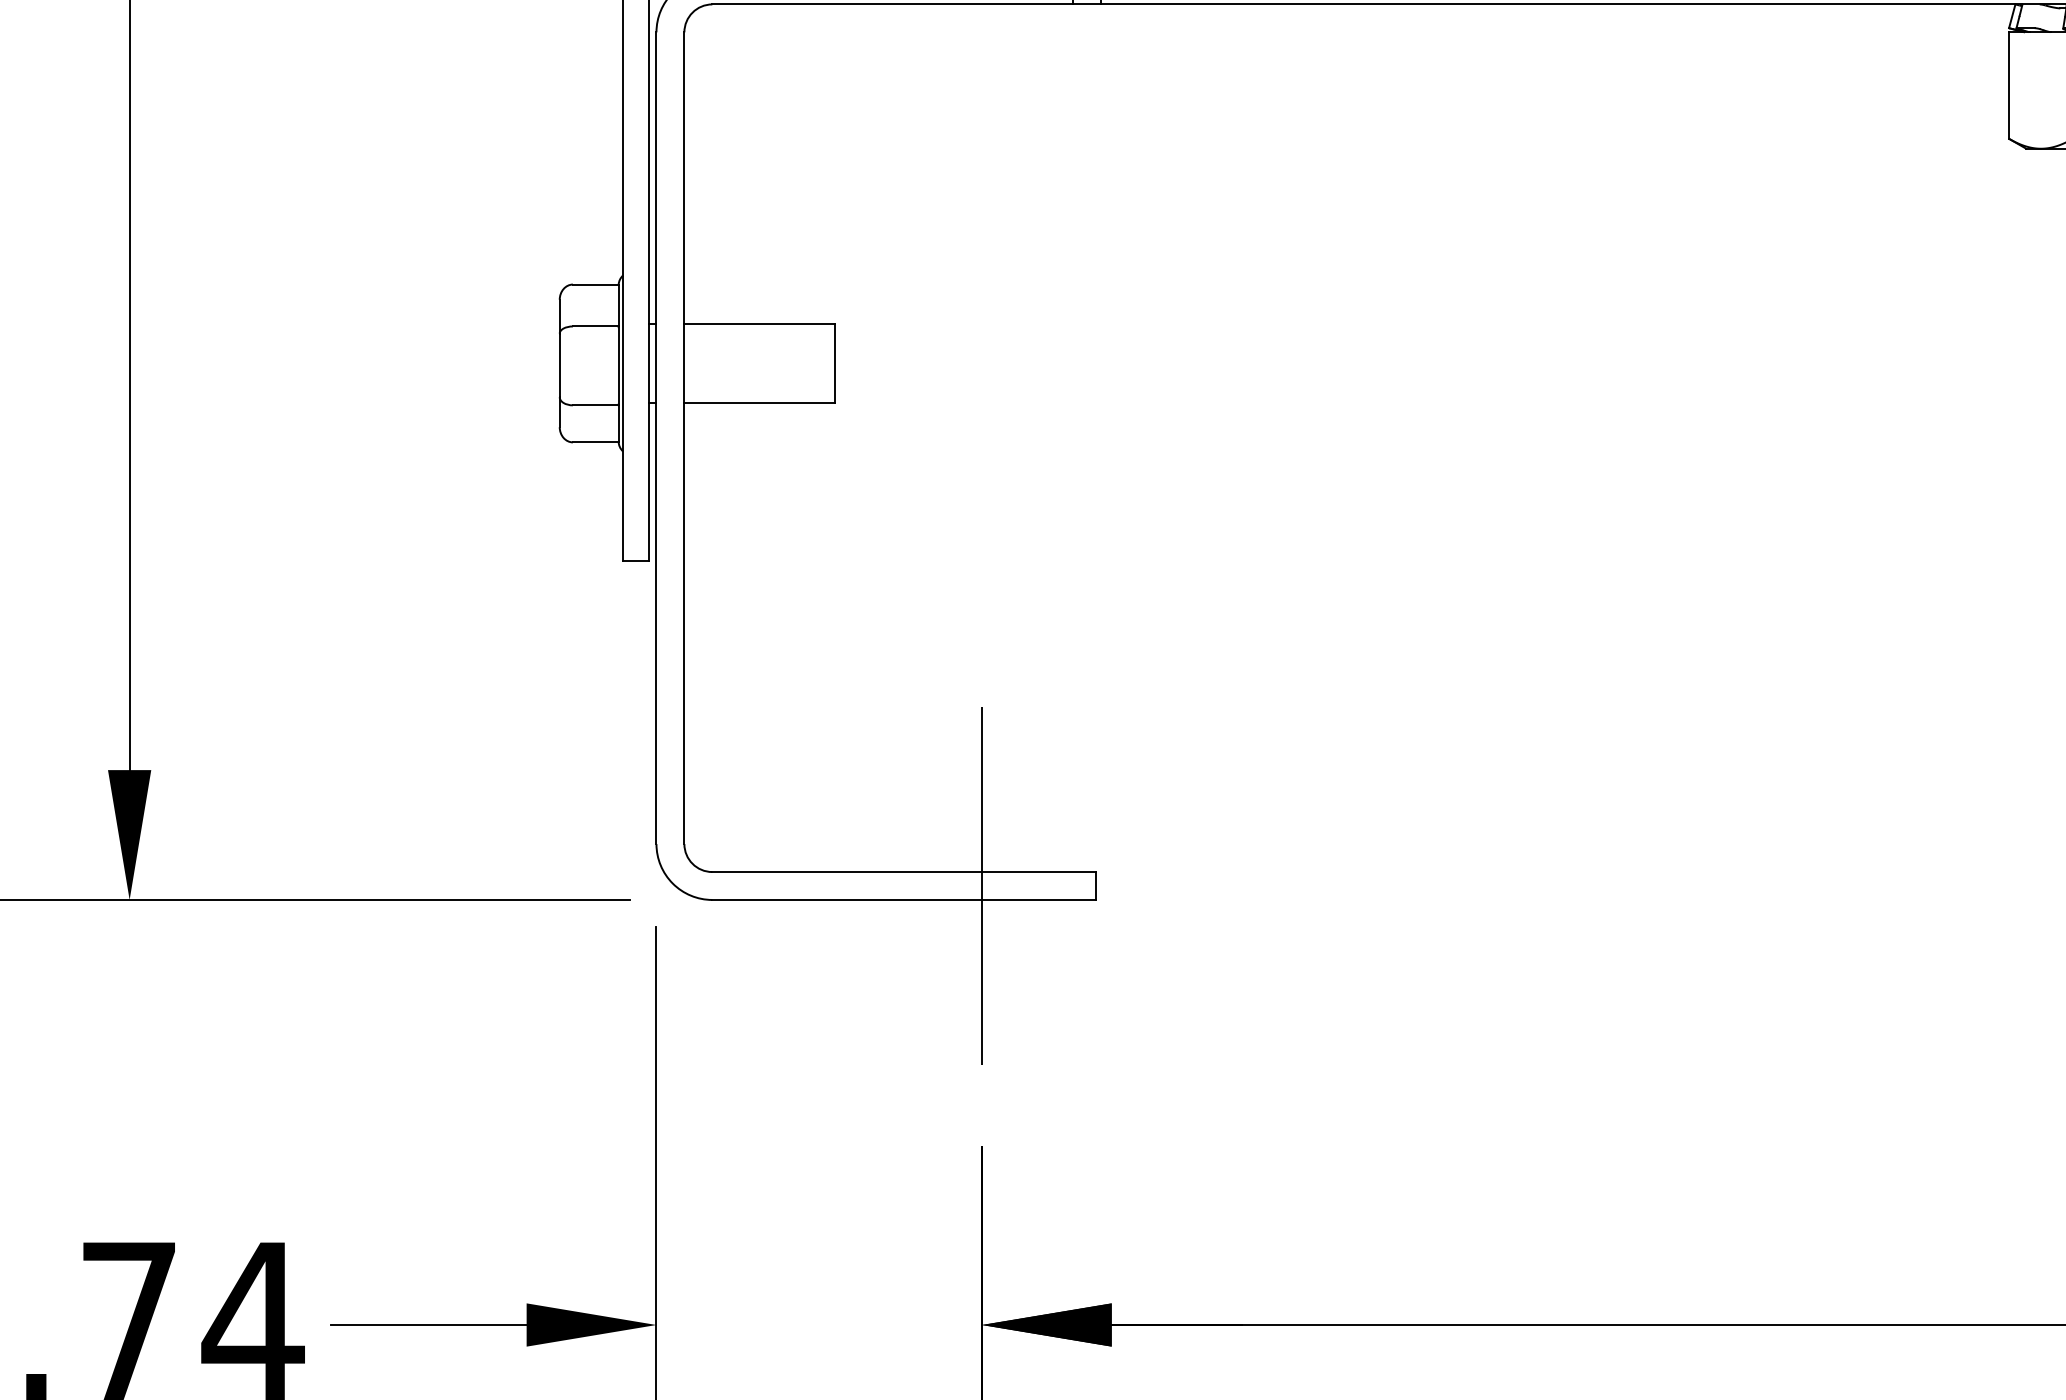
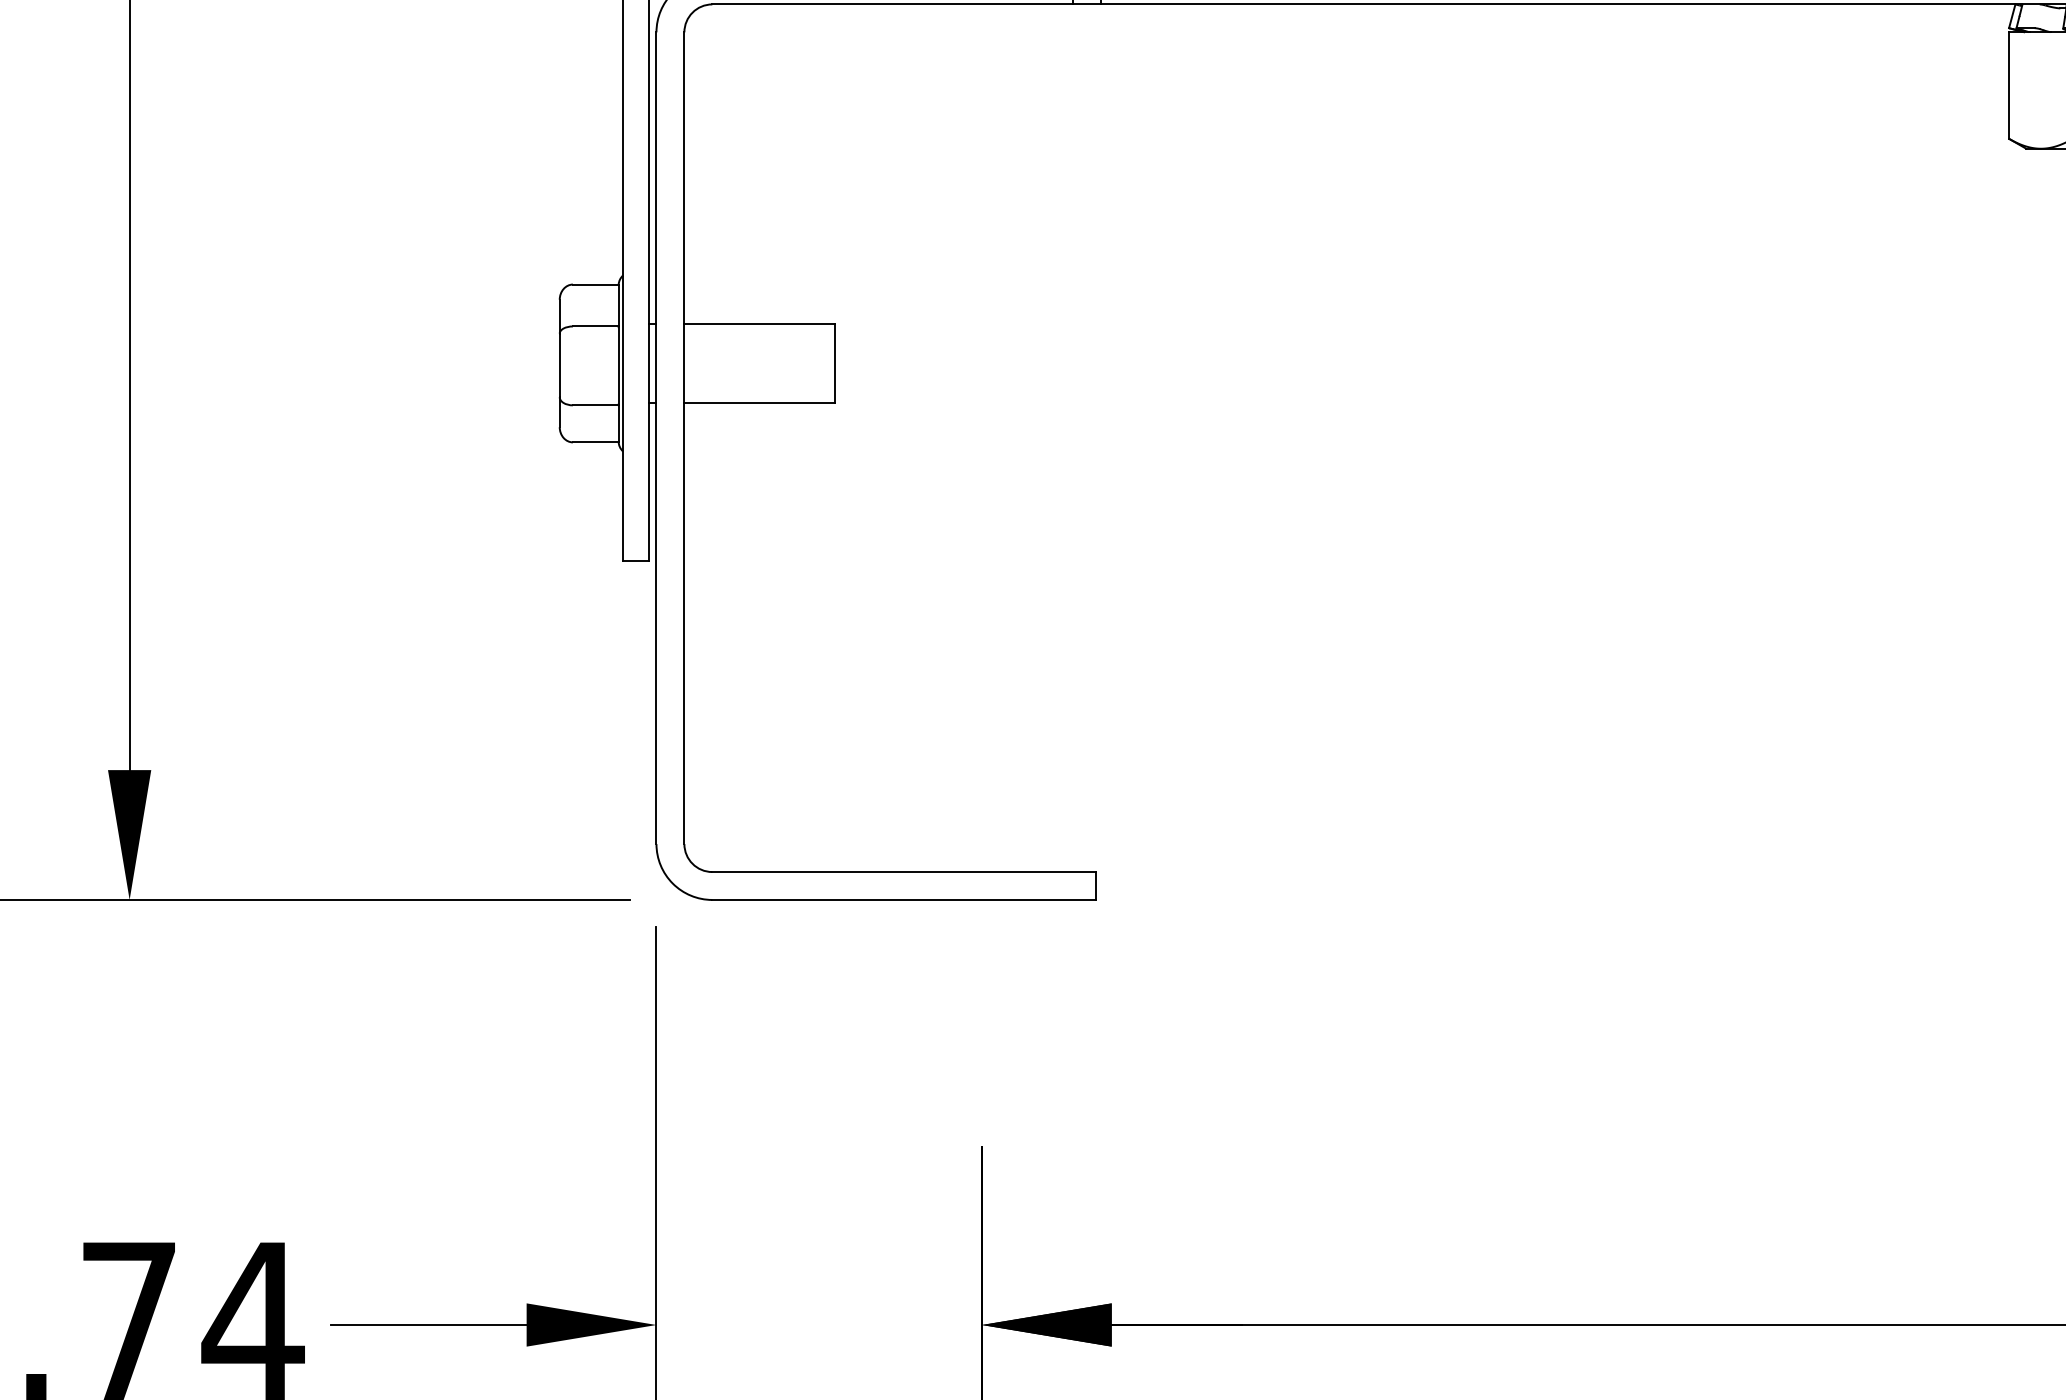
line: present -> none (981, 885)
